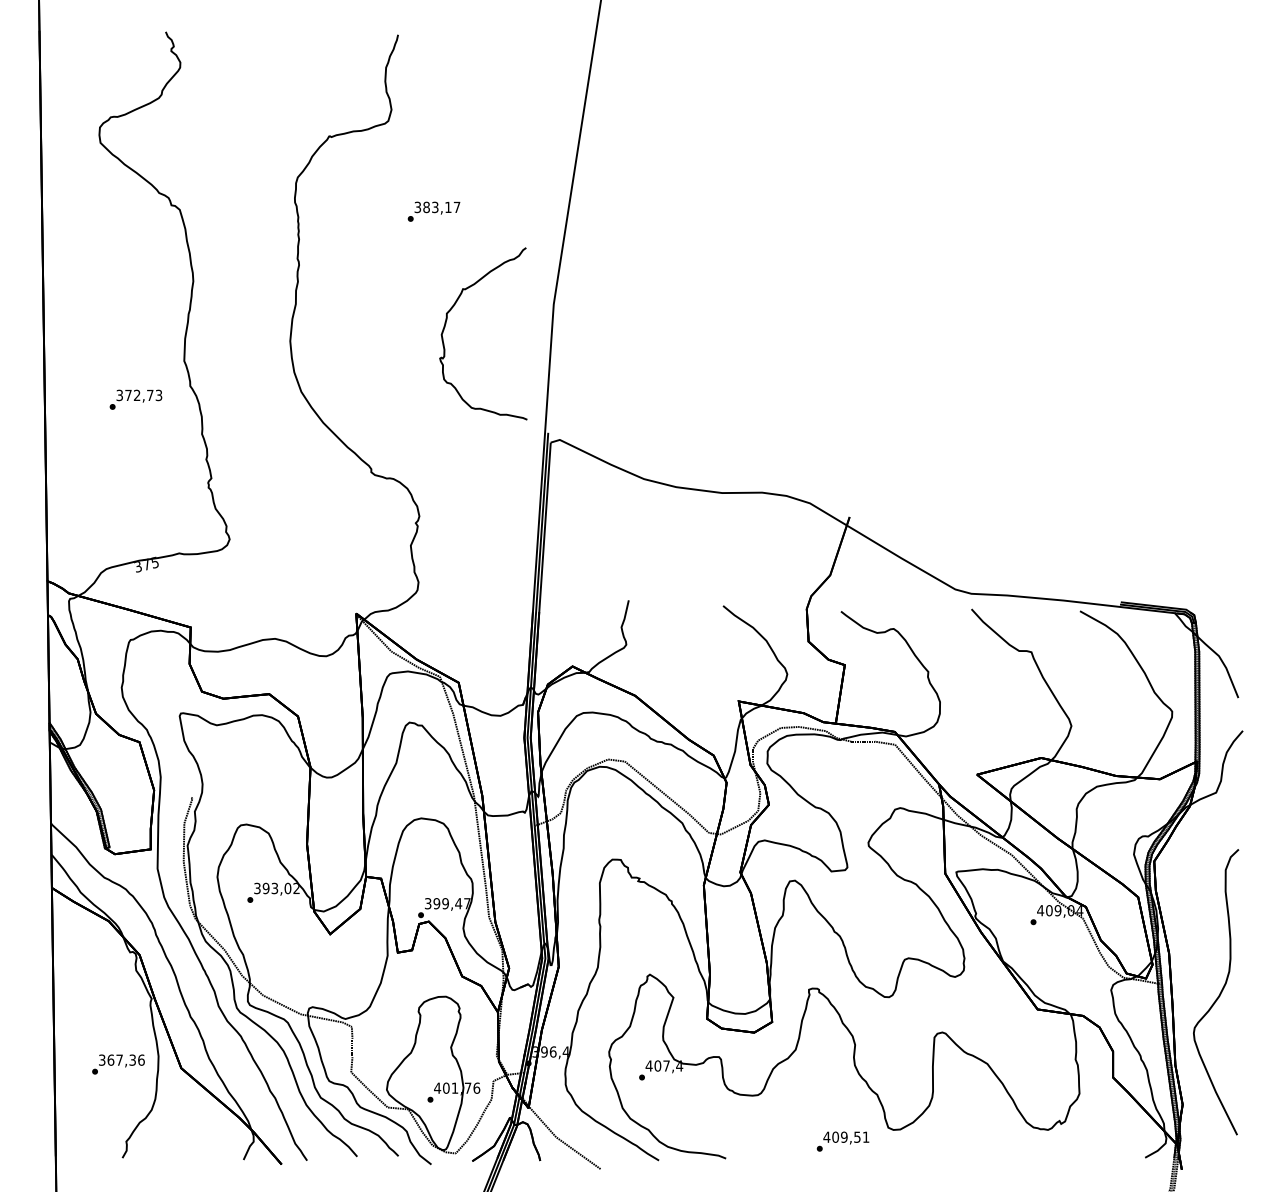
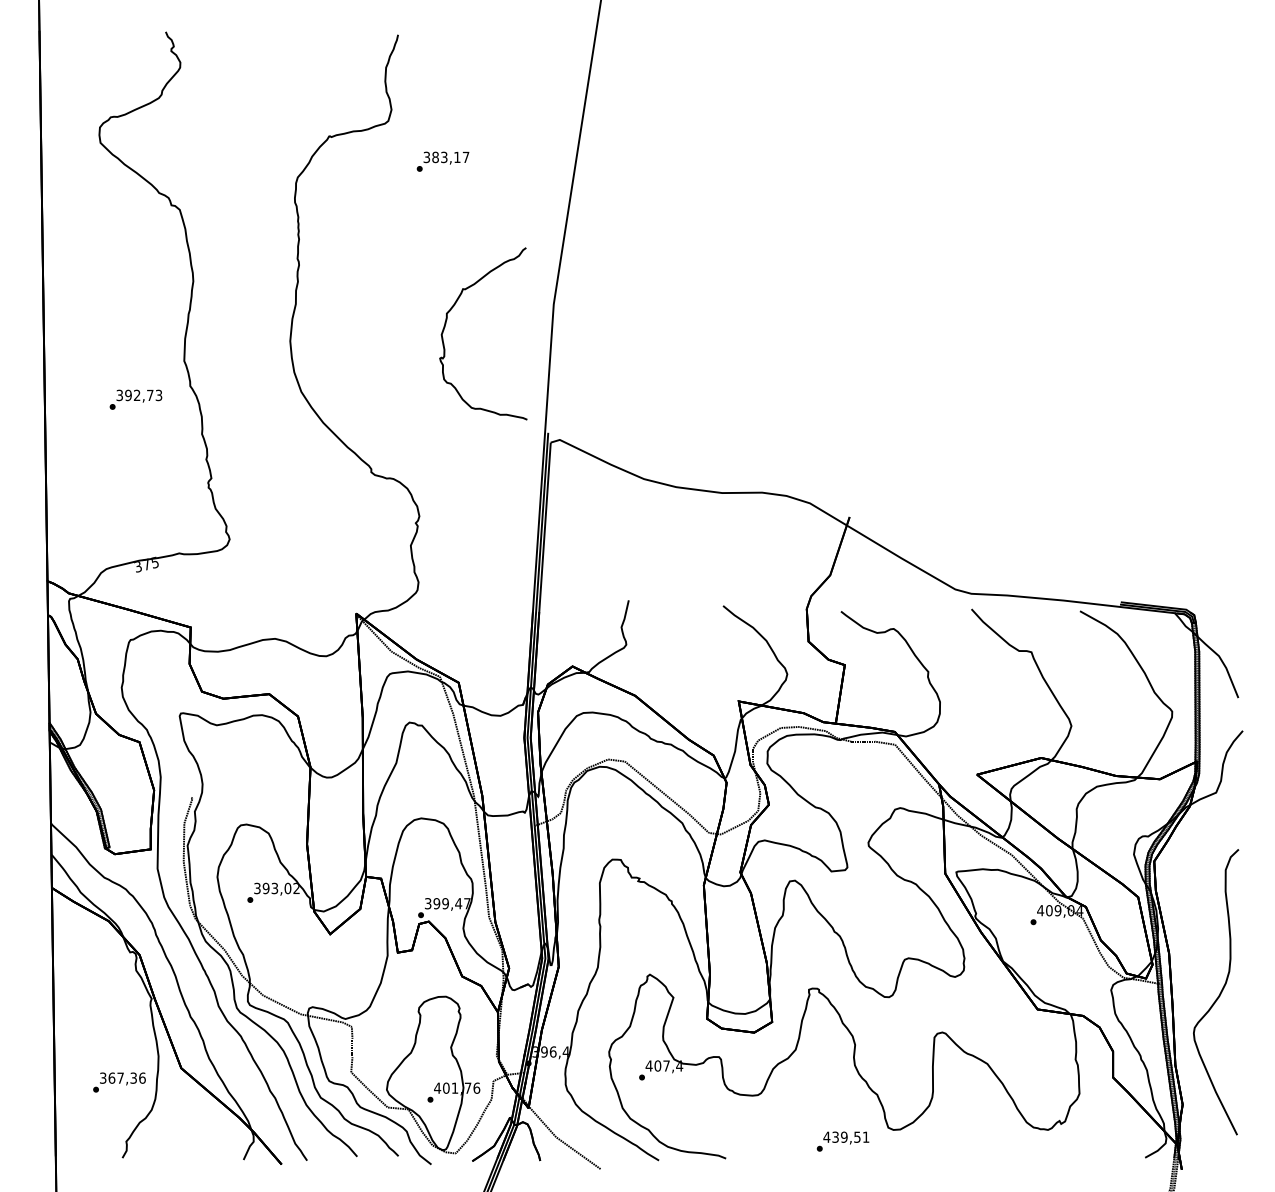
text position: (433, 211) -> (442, 161) (442, 161)
text: 372,73 -> 392,73 (128, 395)
text position: (118, 1064) -> (119, 1082) (119, 1082)
text: 409,51 -> 439,51 (835, 1136)
